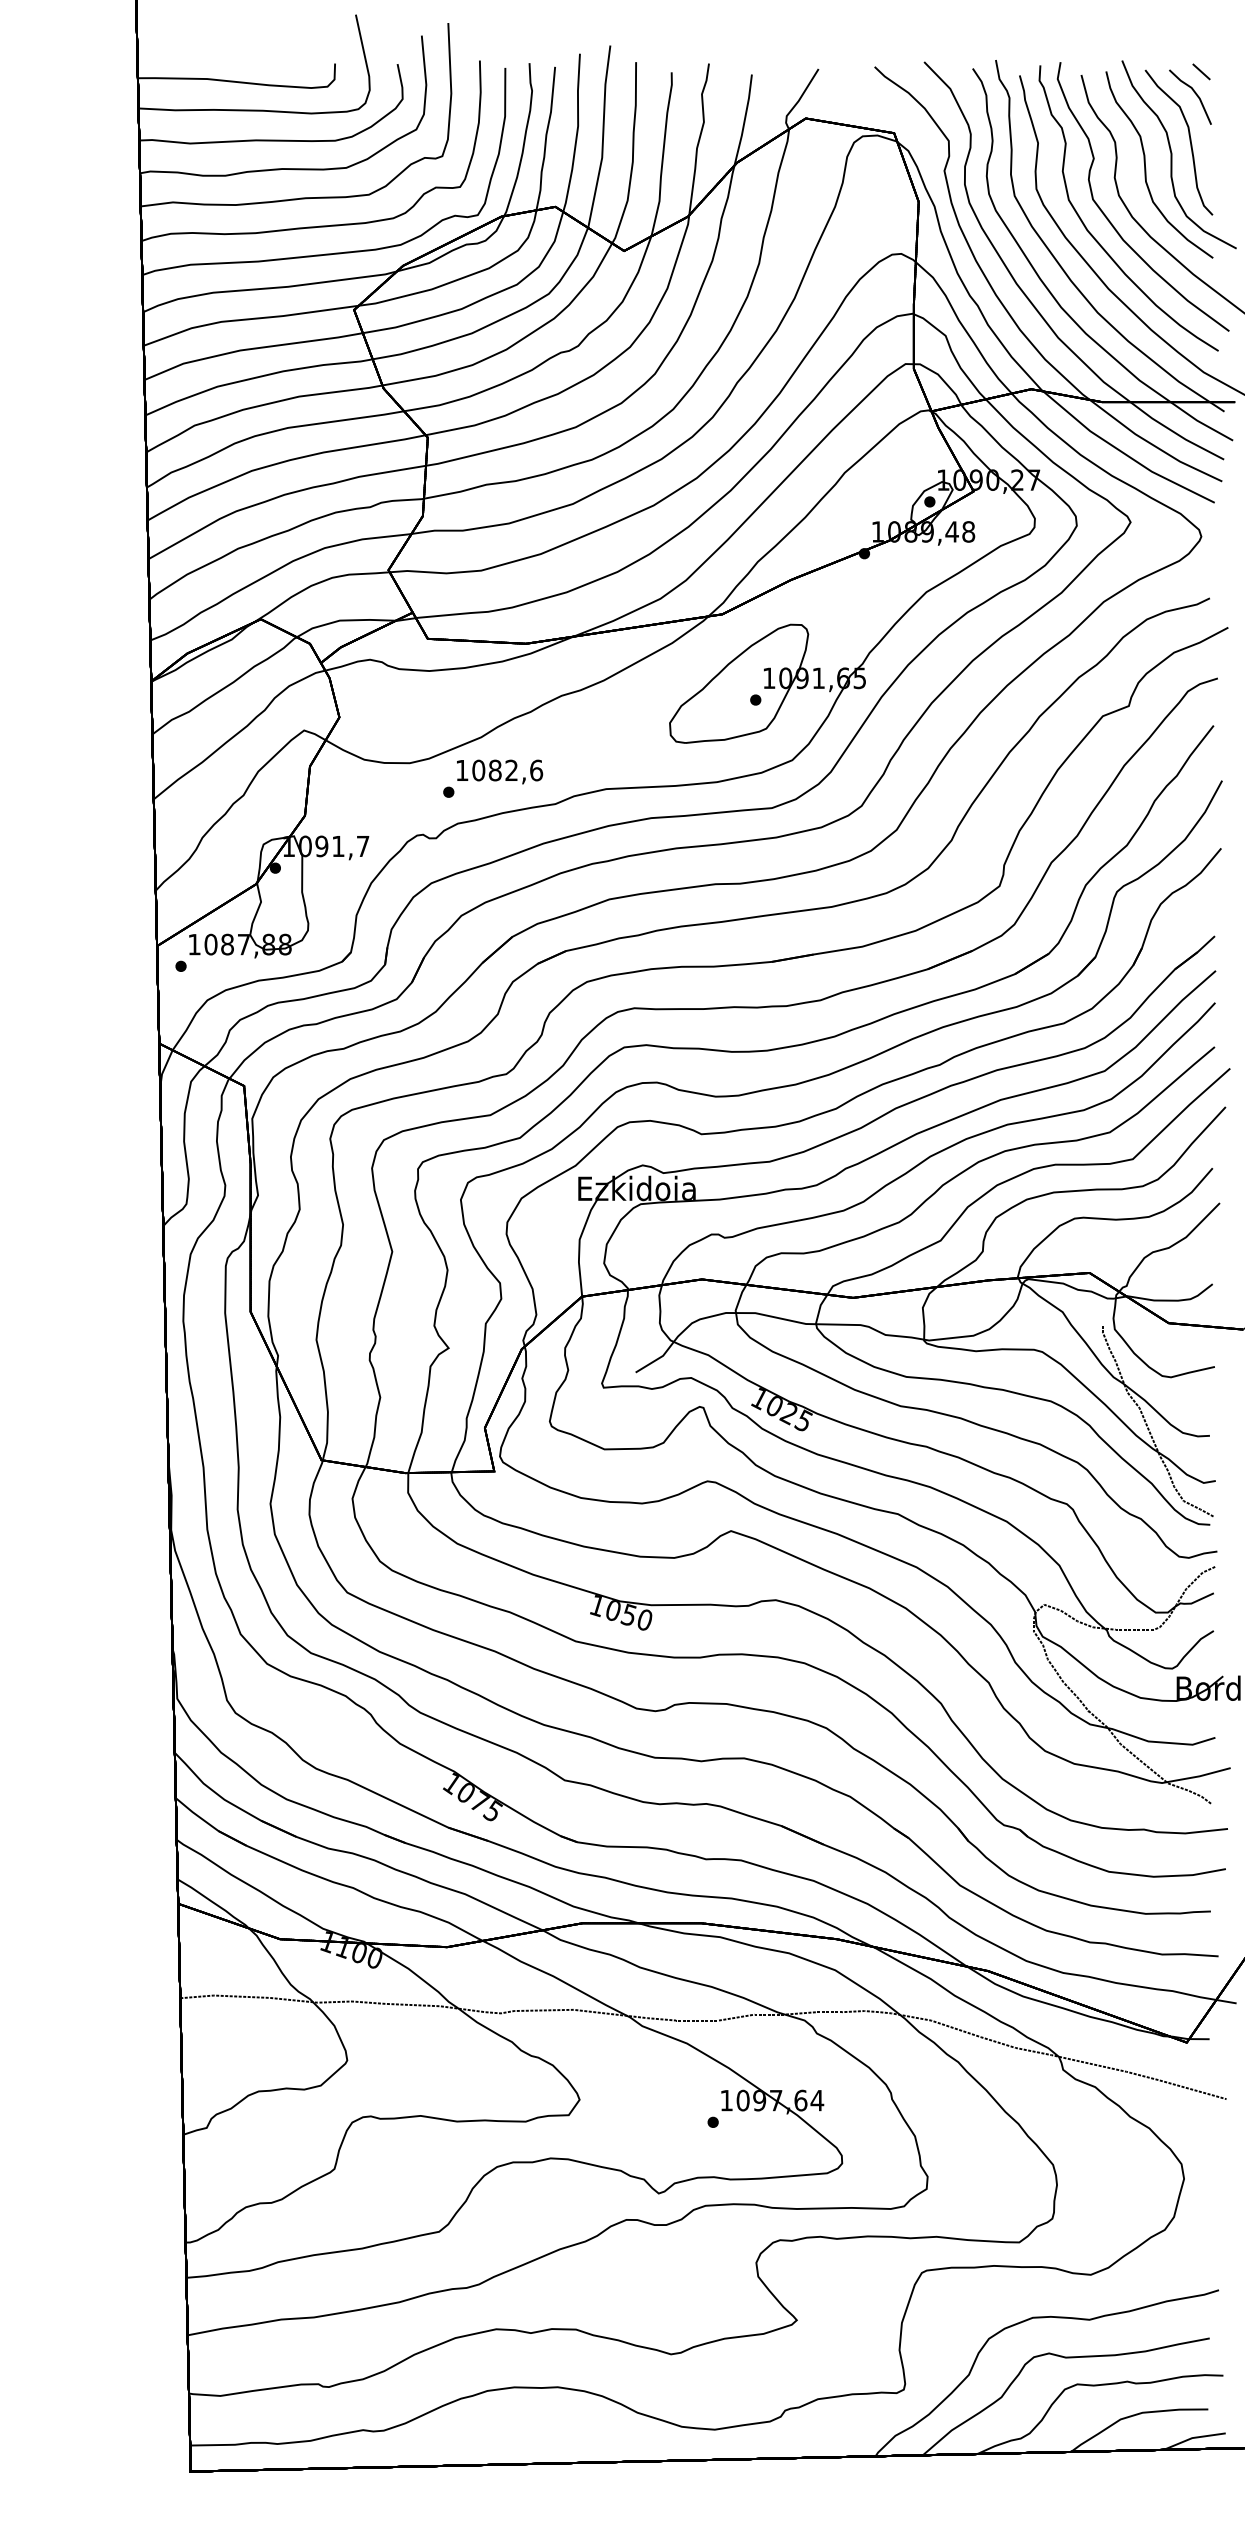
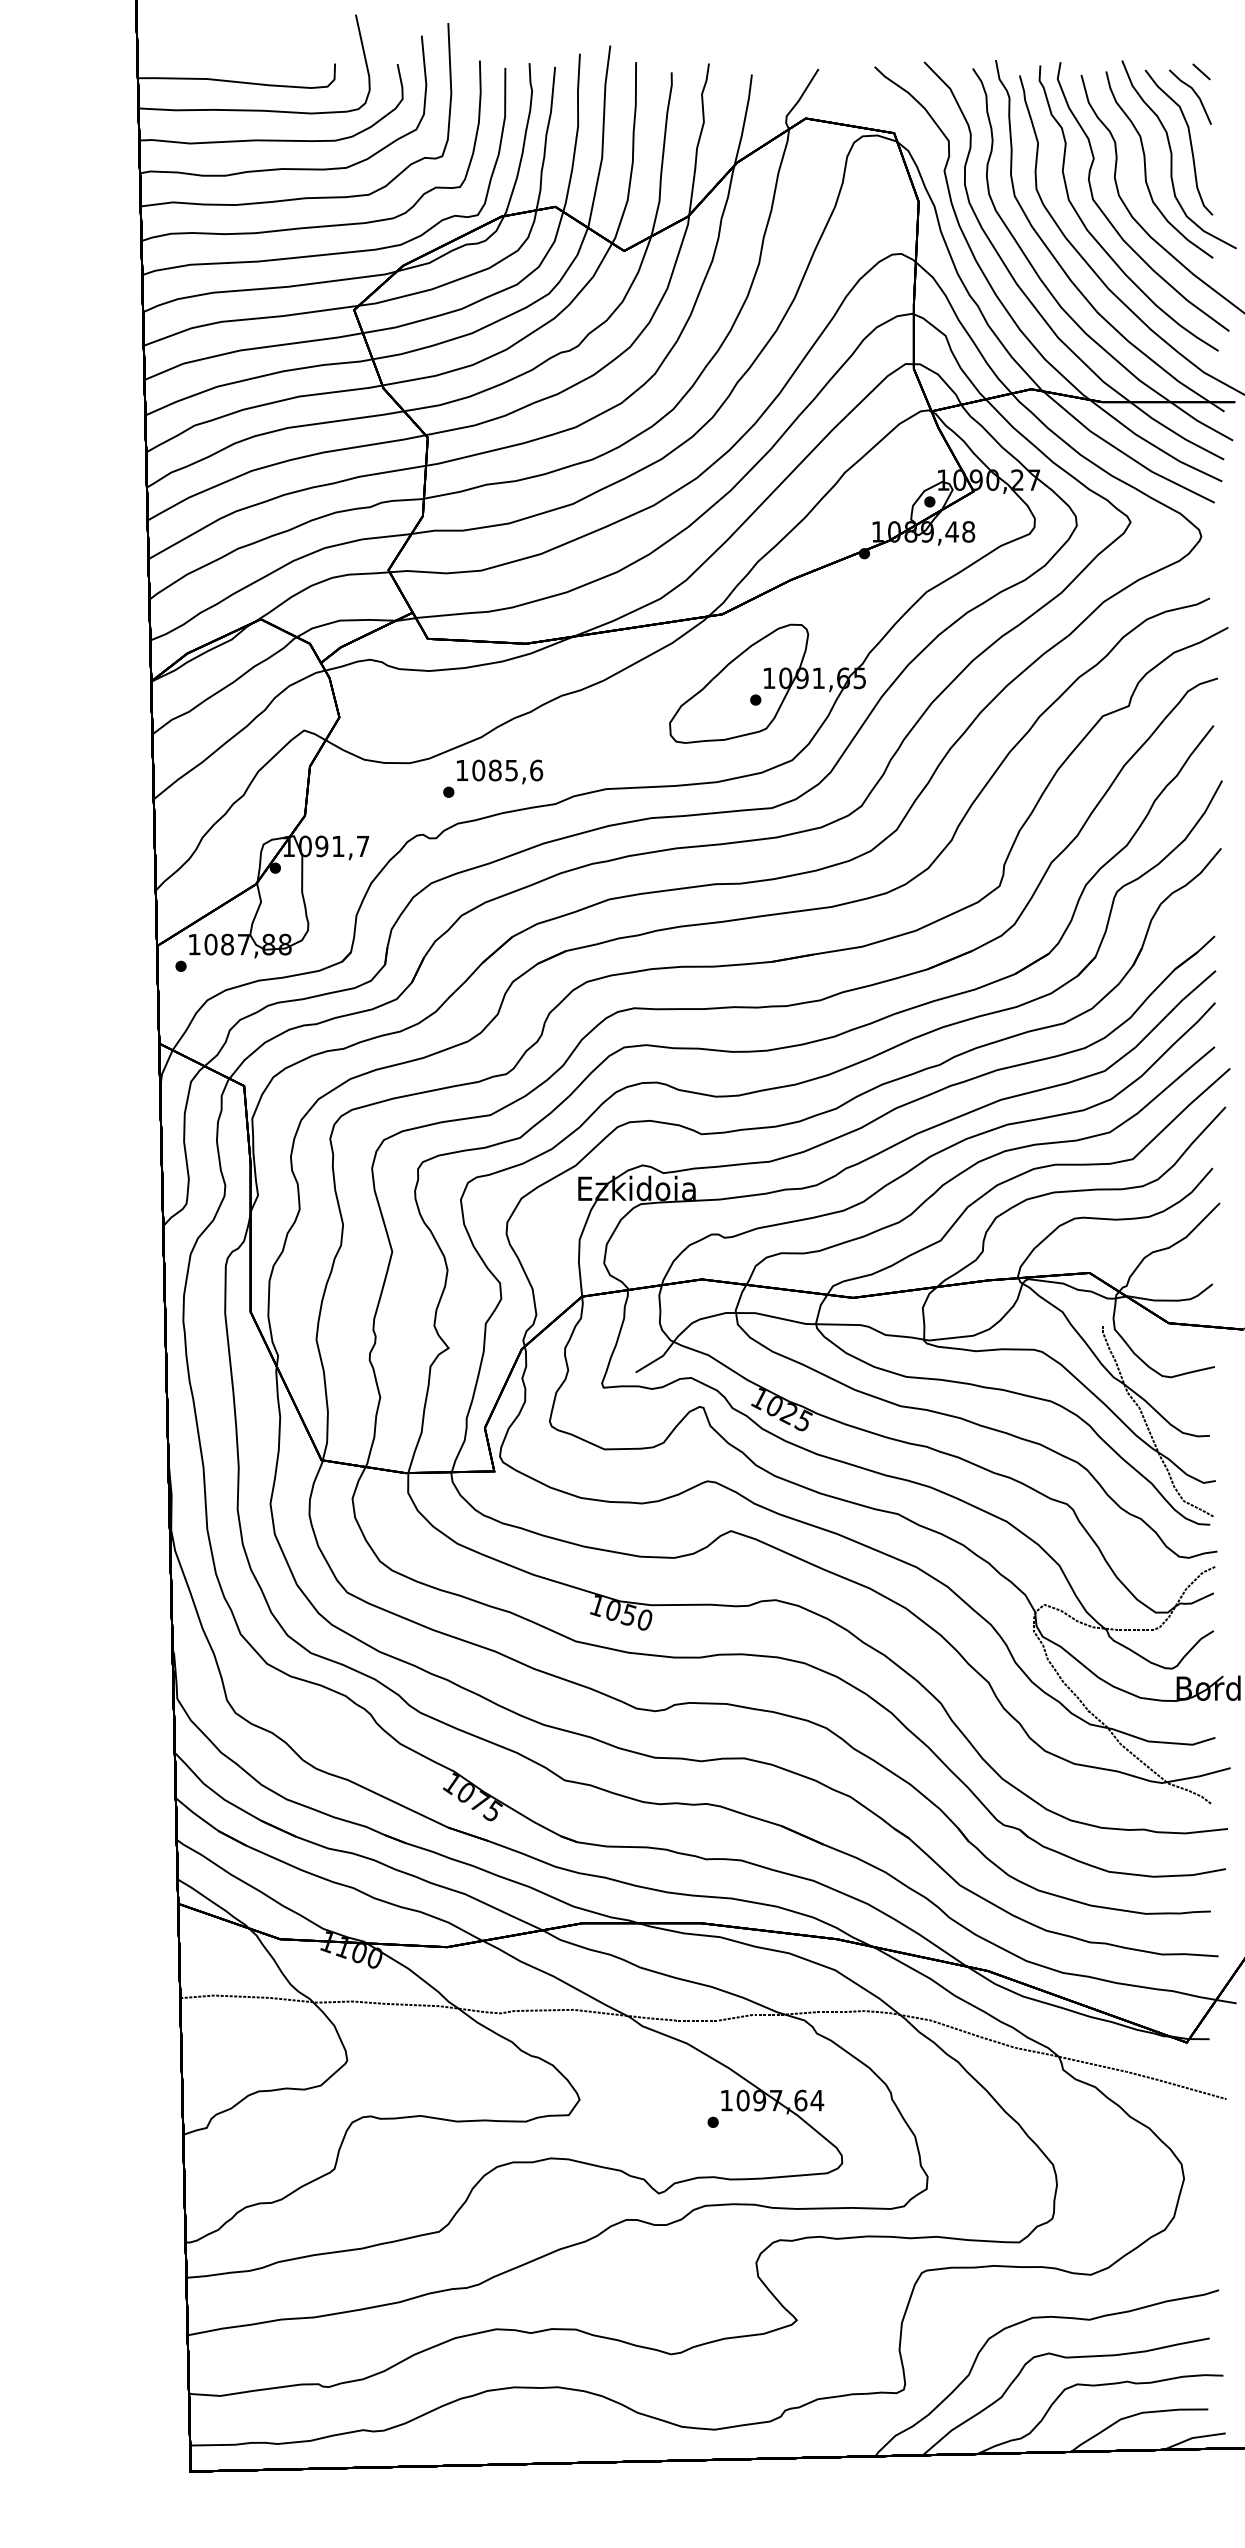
text: 1082,6 -> 1085,6 (511, 770)
